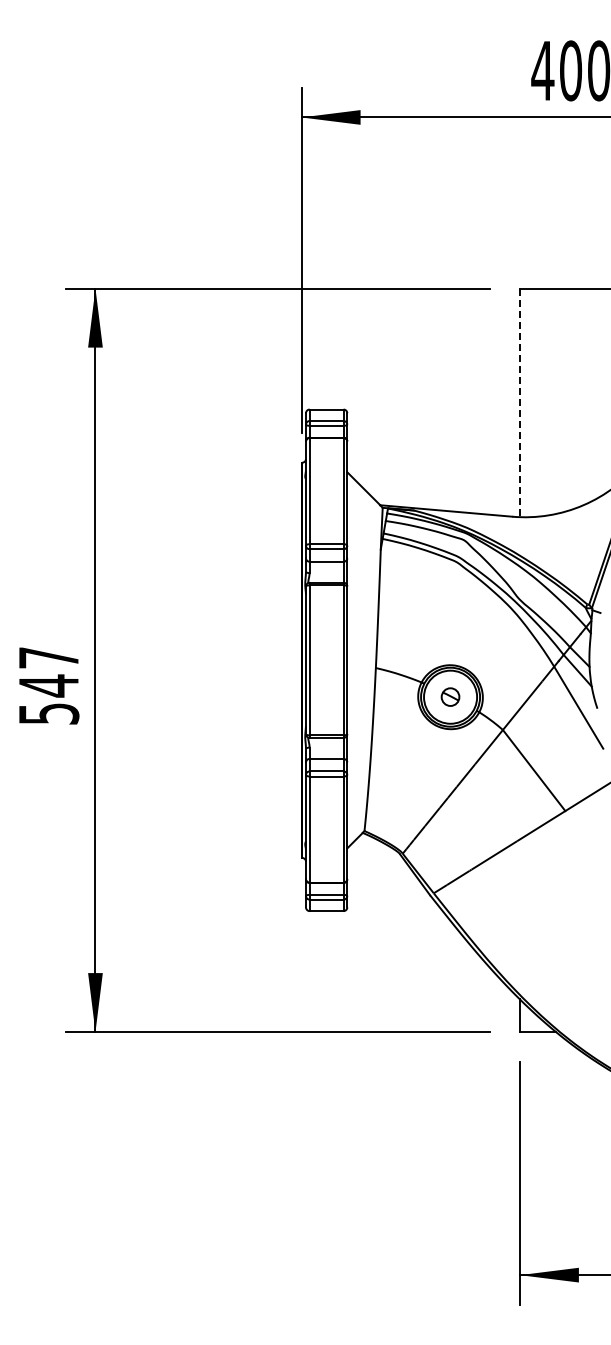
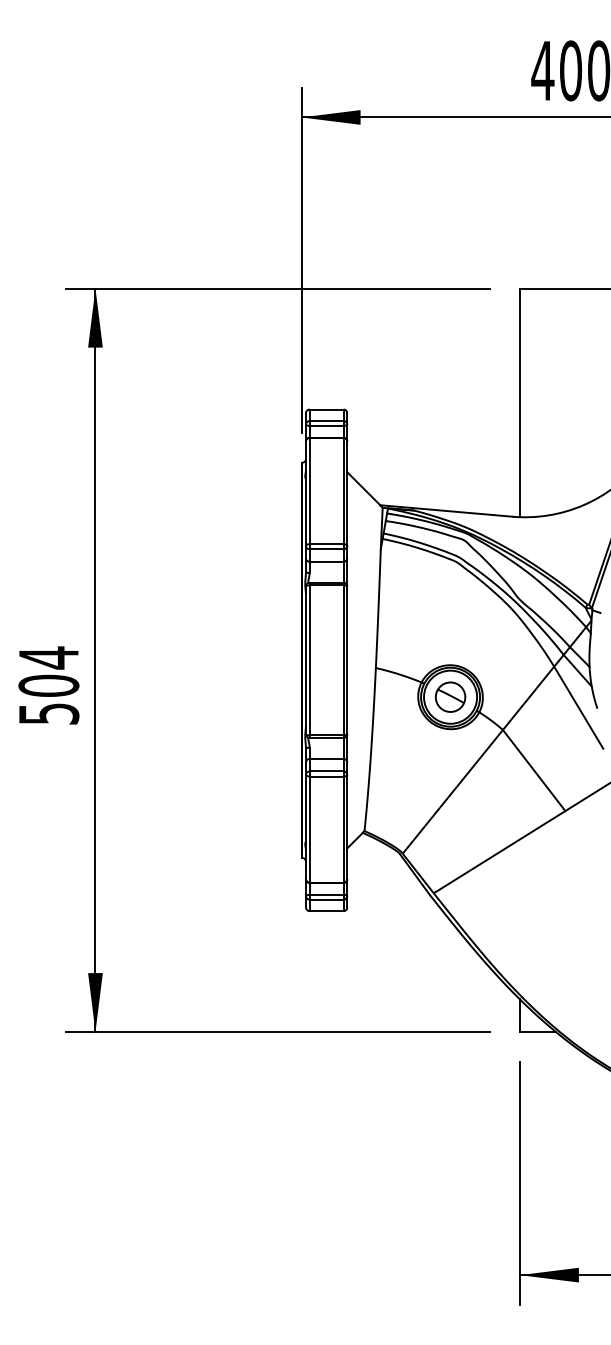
line: dashed -> solid (519, 403)
text: 547 -> 504 (48, 671)
part size: 21x20 px -> 33x32 px (450, 696)
